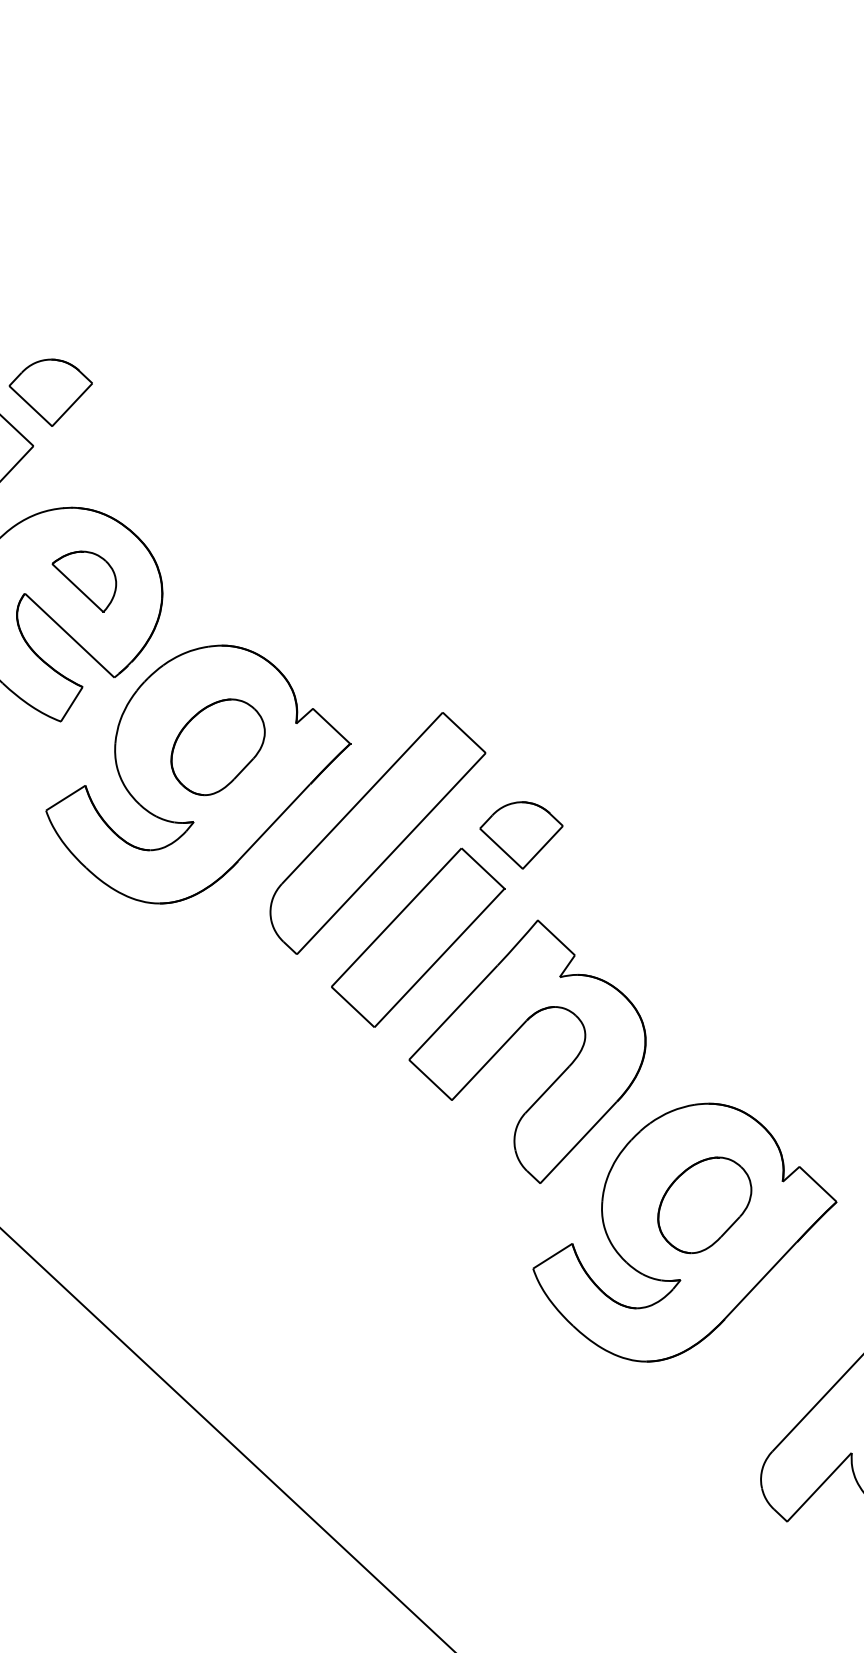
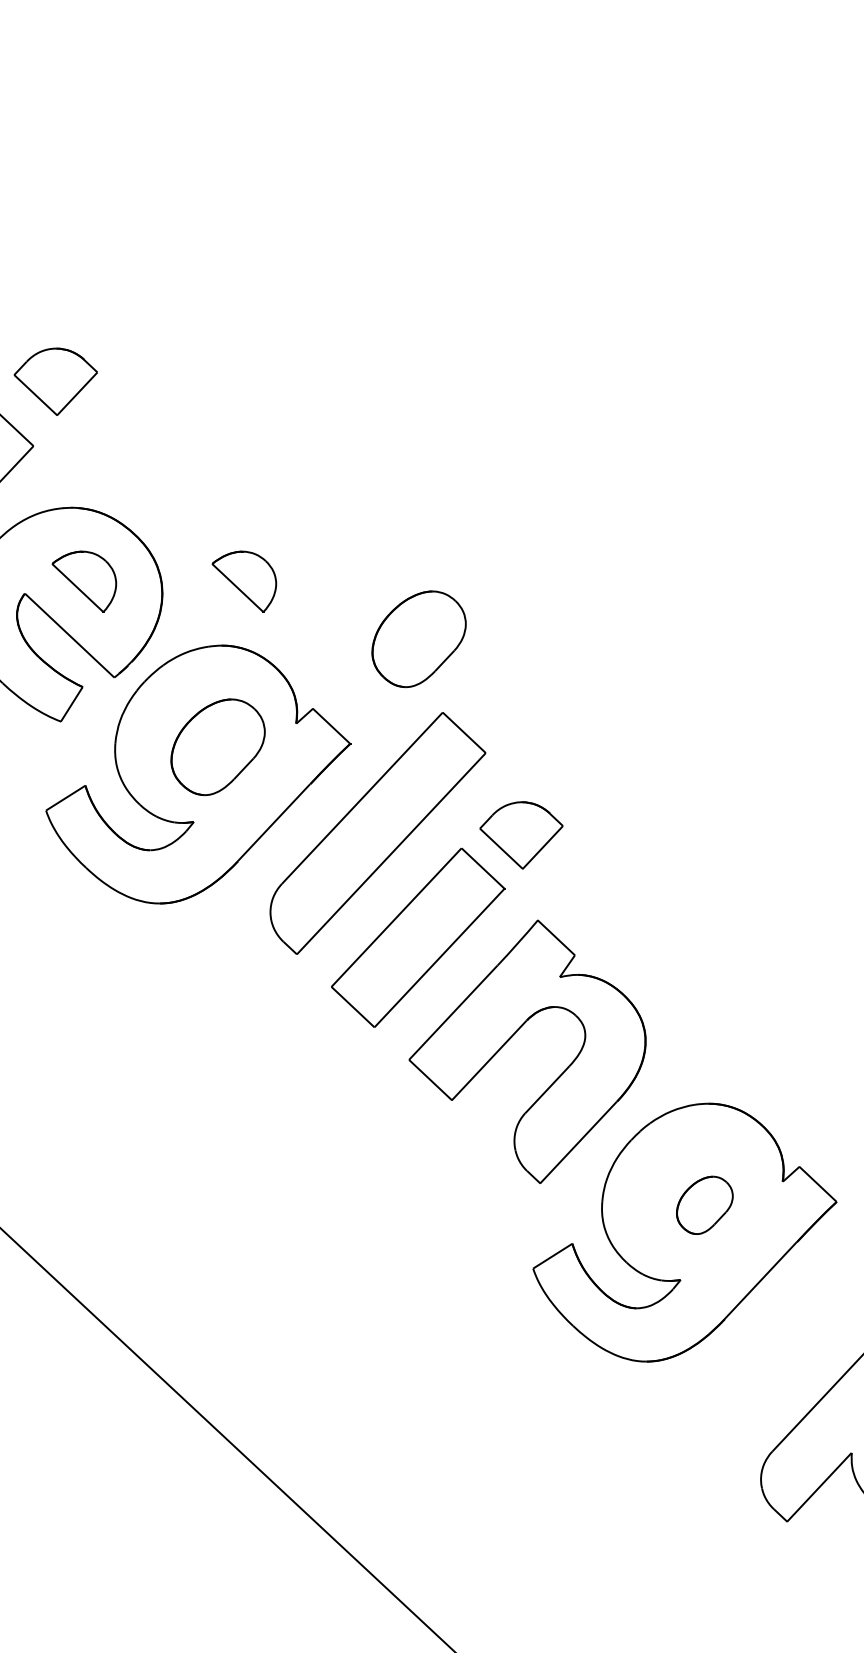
part position: (50, 392) -> (55, 381) (55, 381)
part: none -> present (244, 581)
part: none -> present (418, 639)
part size: 96x99 px -> 58x60 px (704, 1204)
